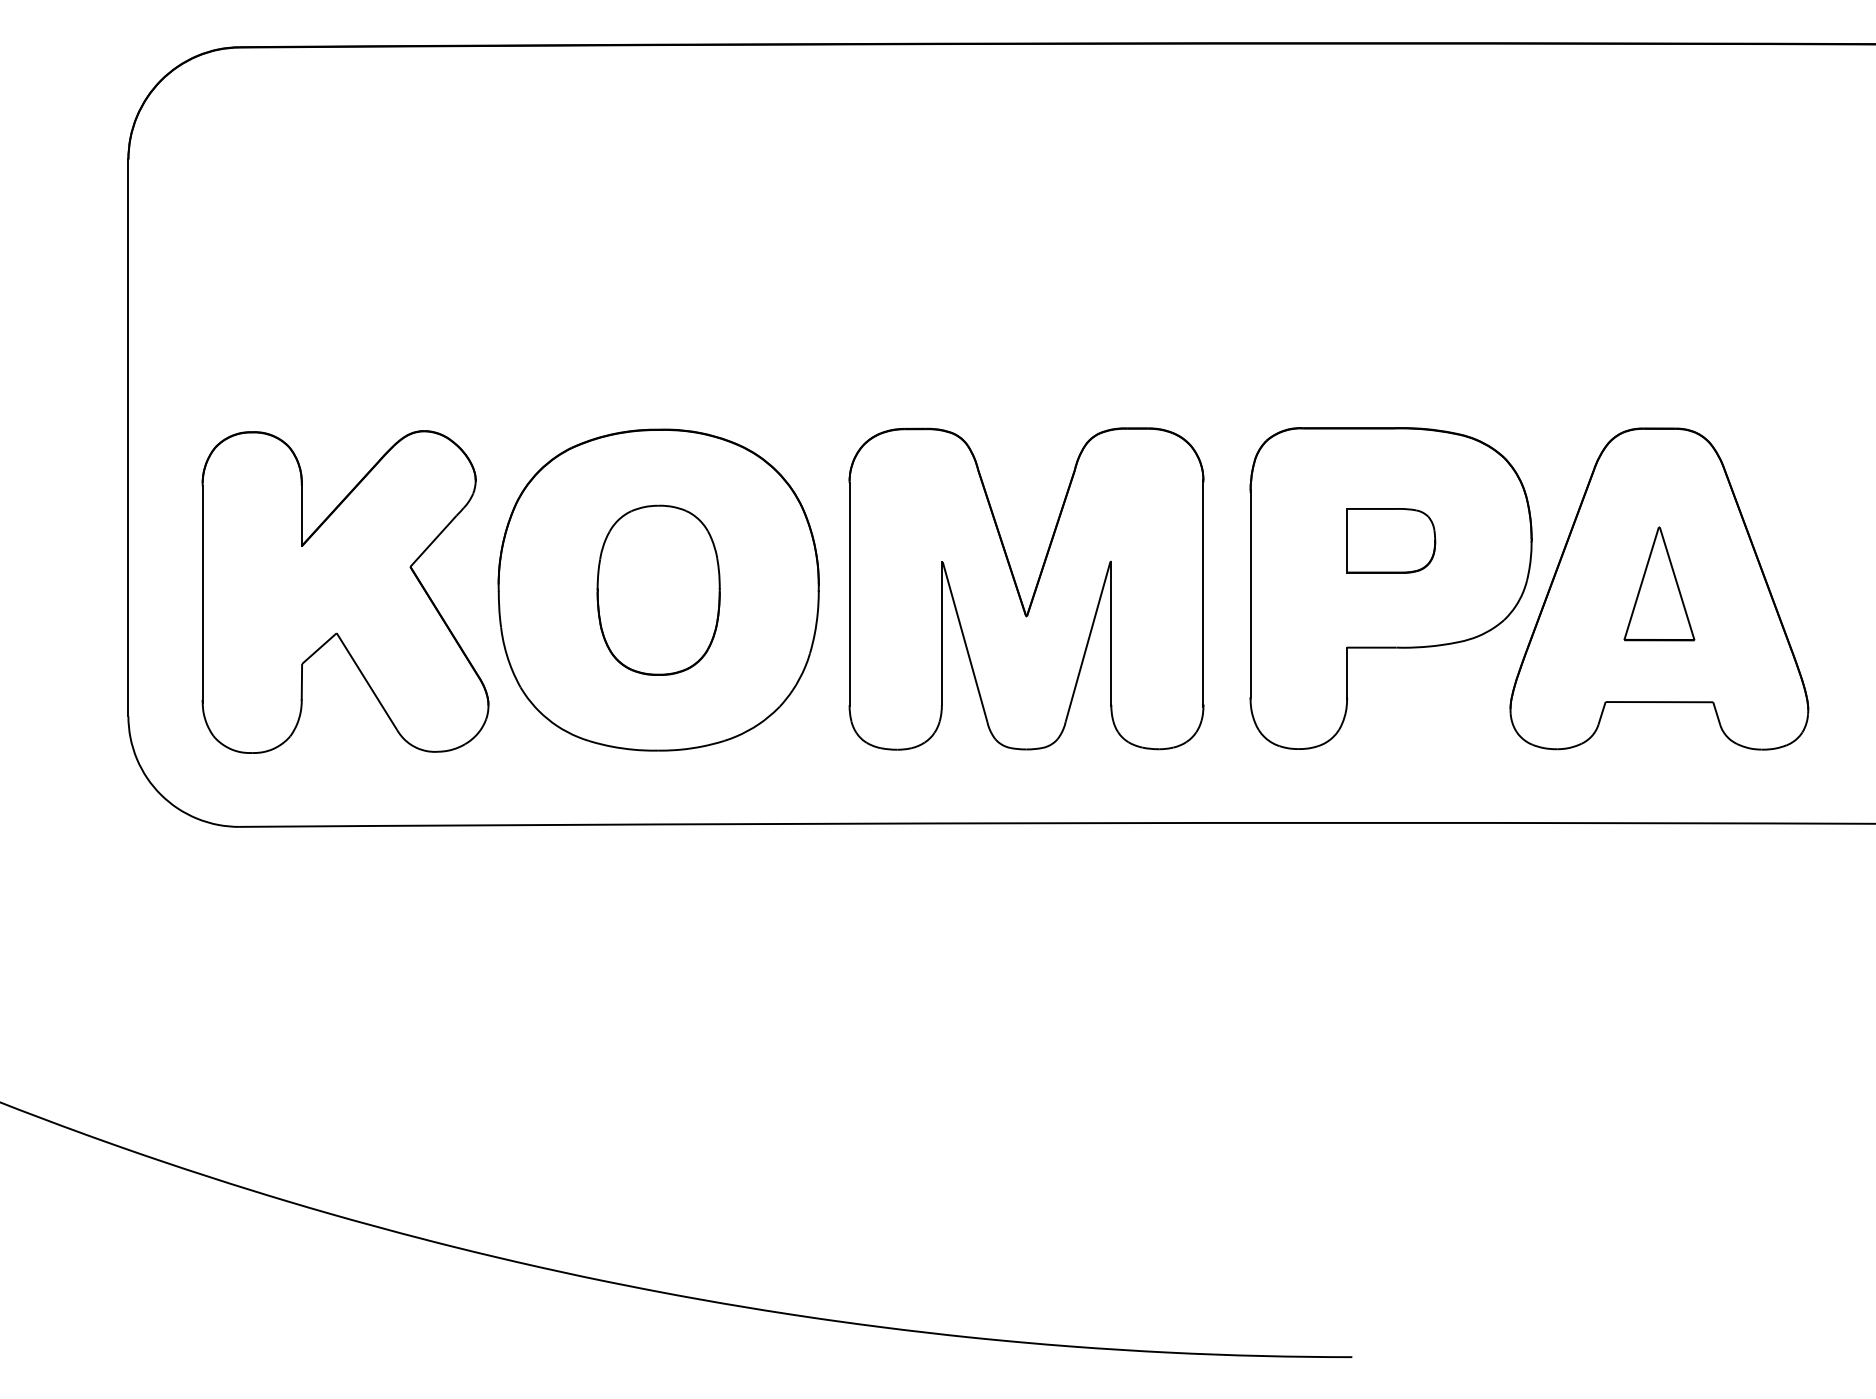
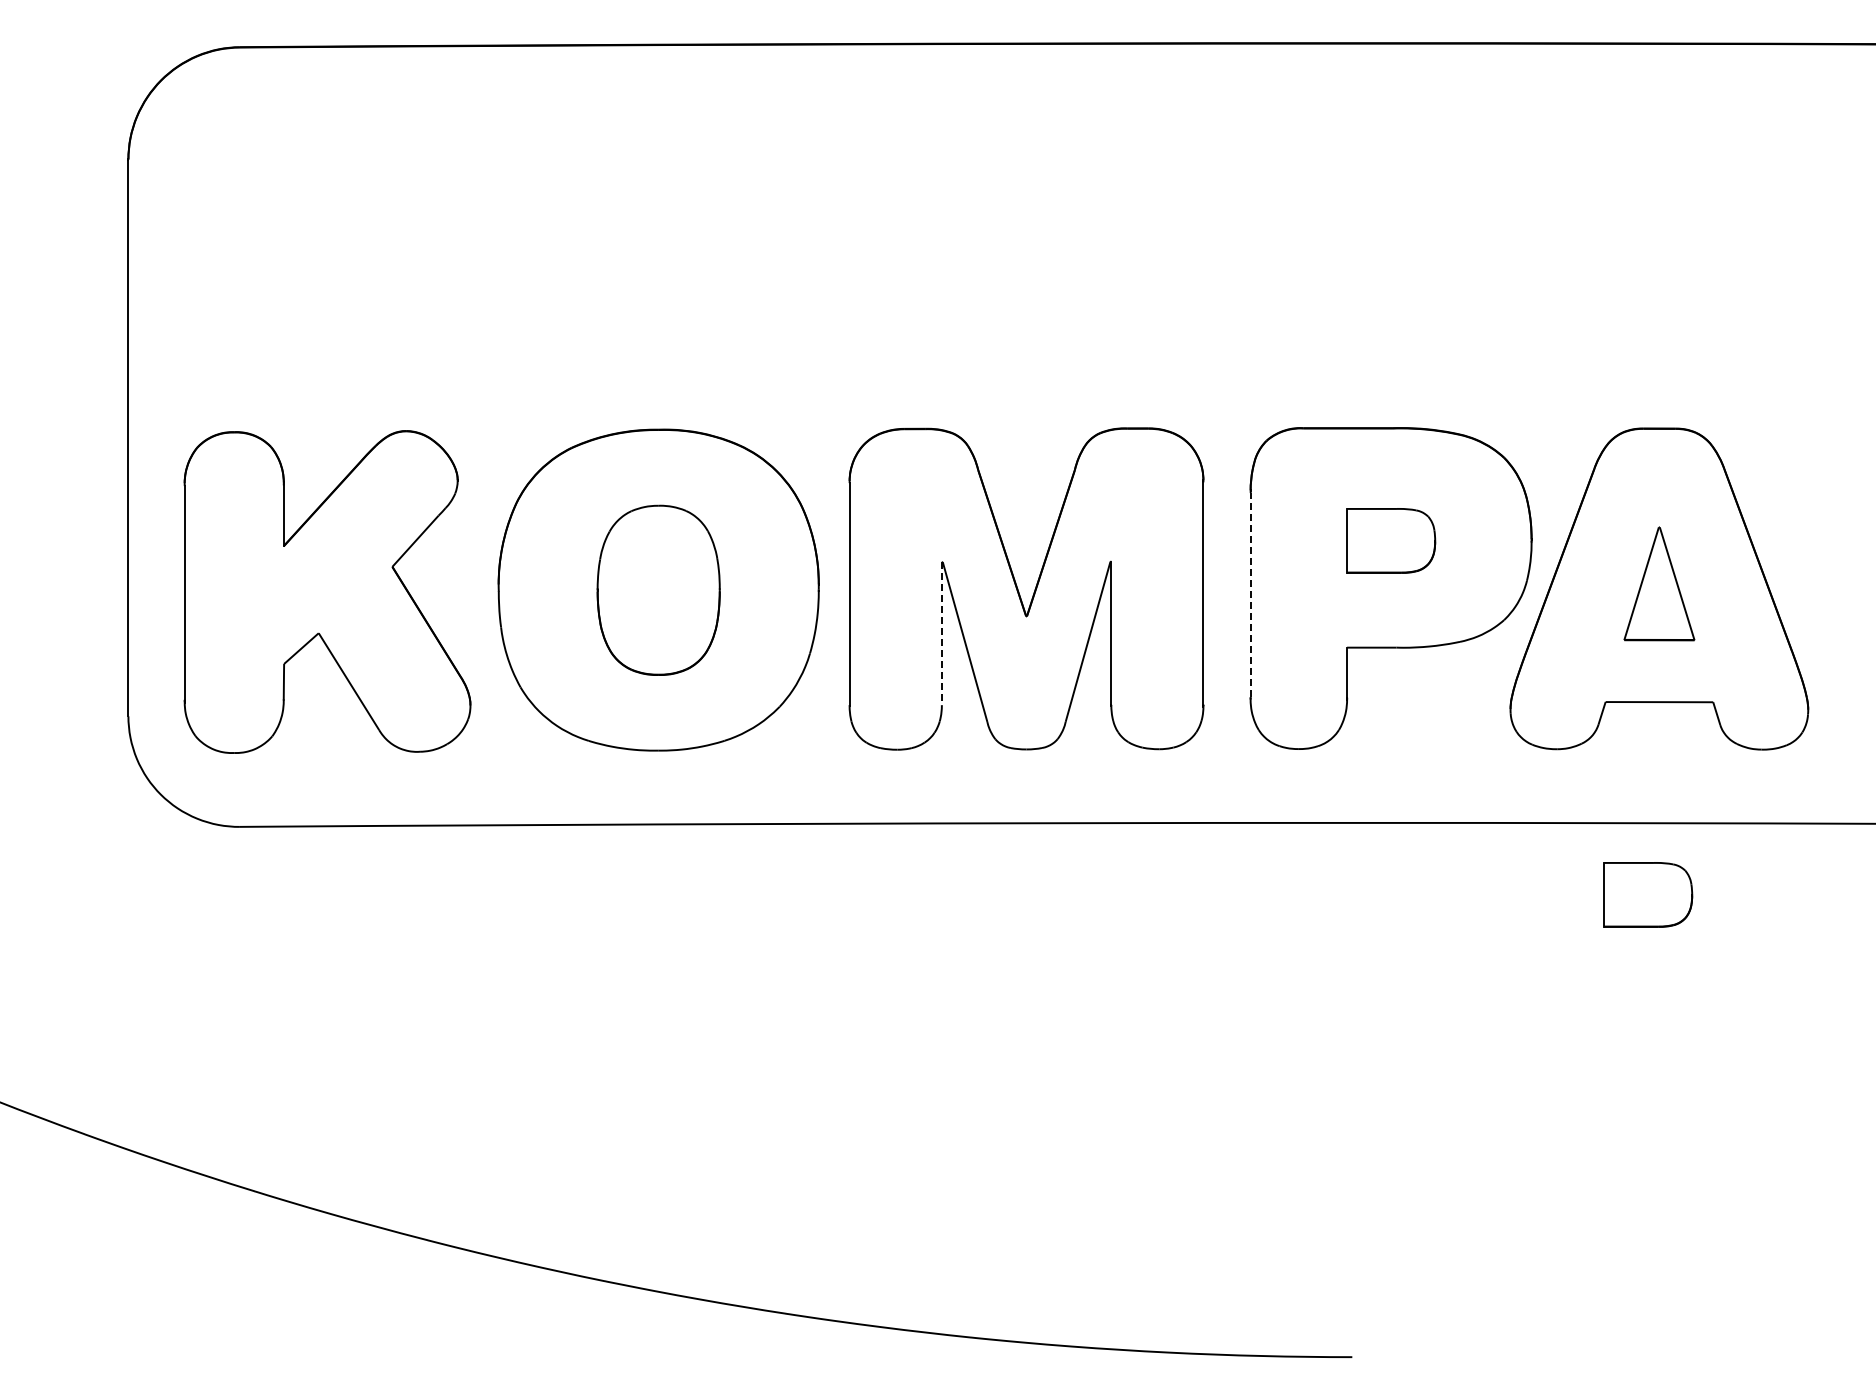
part position: (345, 591) -> (327, 591) (327, 591)
line: solid -> dashed (1250, 594)
line: solid -> dashed (941, 633)
part: none -> present (1648, 894)
